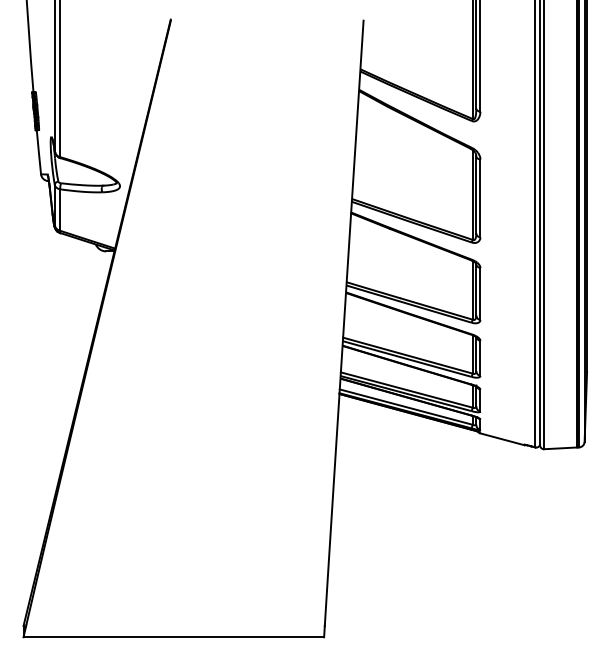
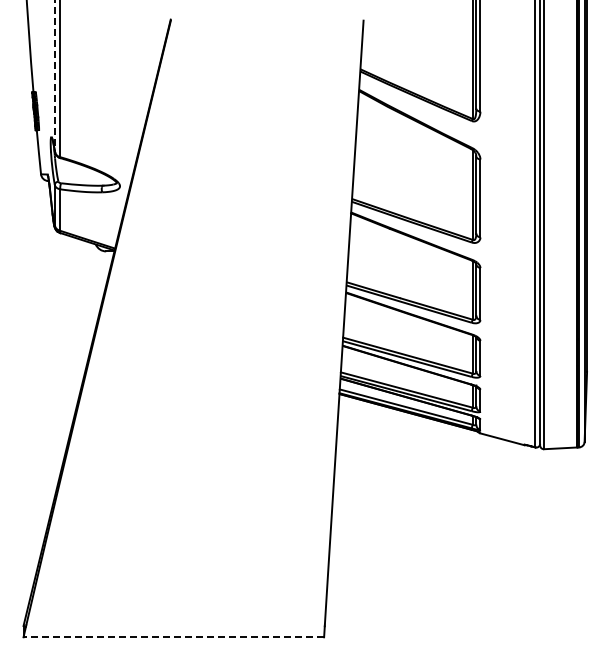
line: solid -> dashed (54, 76)
line: solid -> dashed (173, 637)
